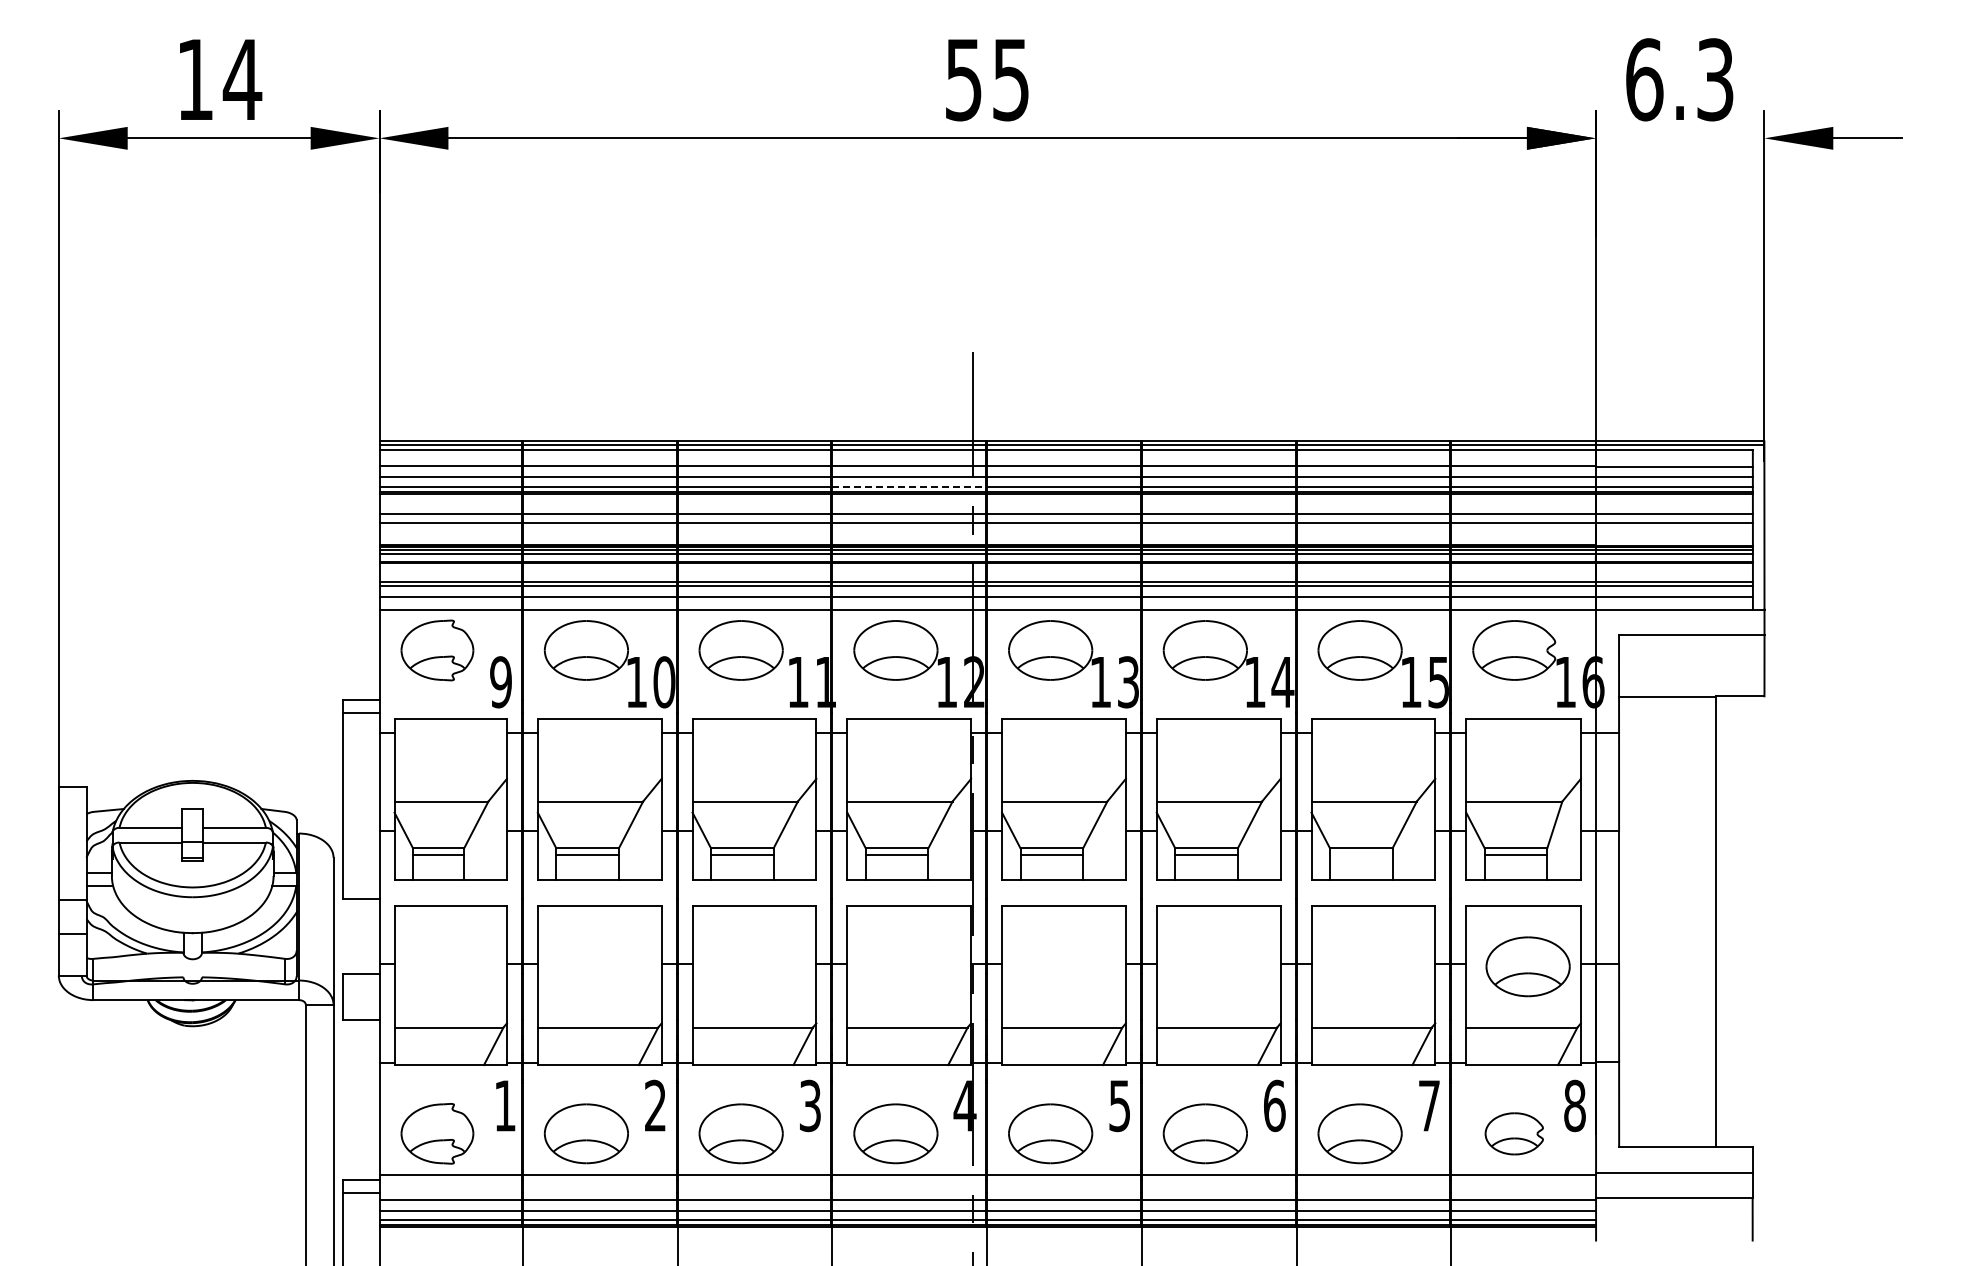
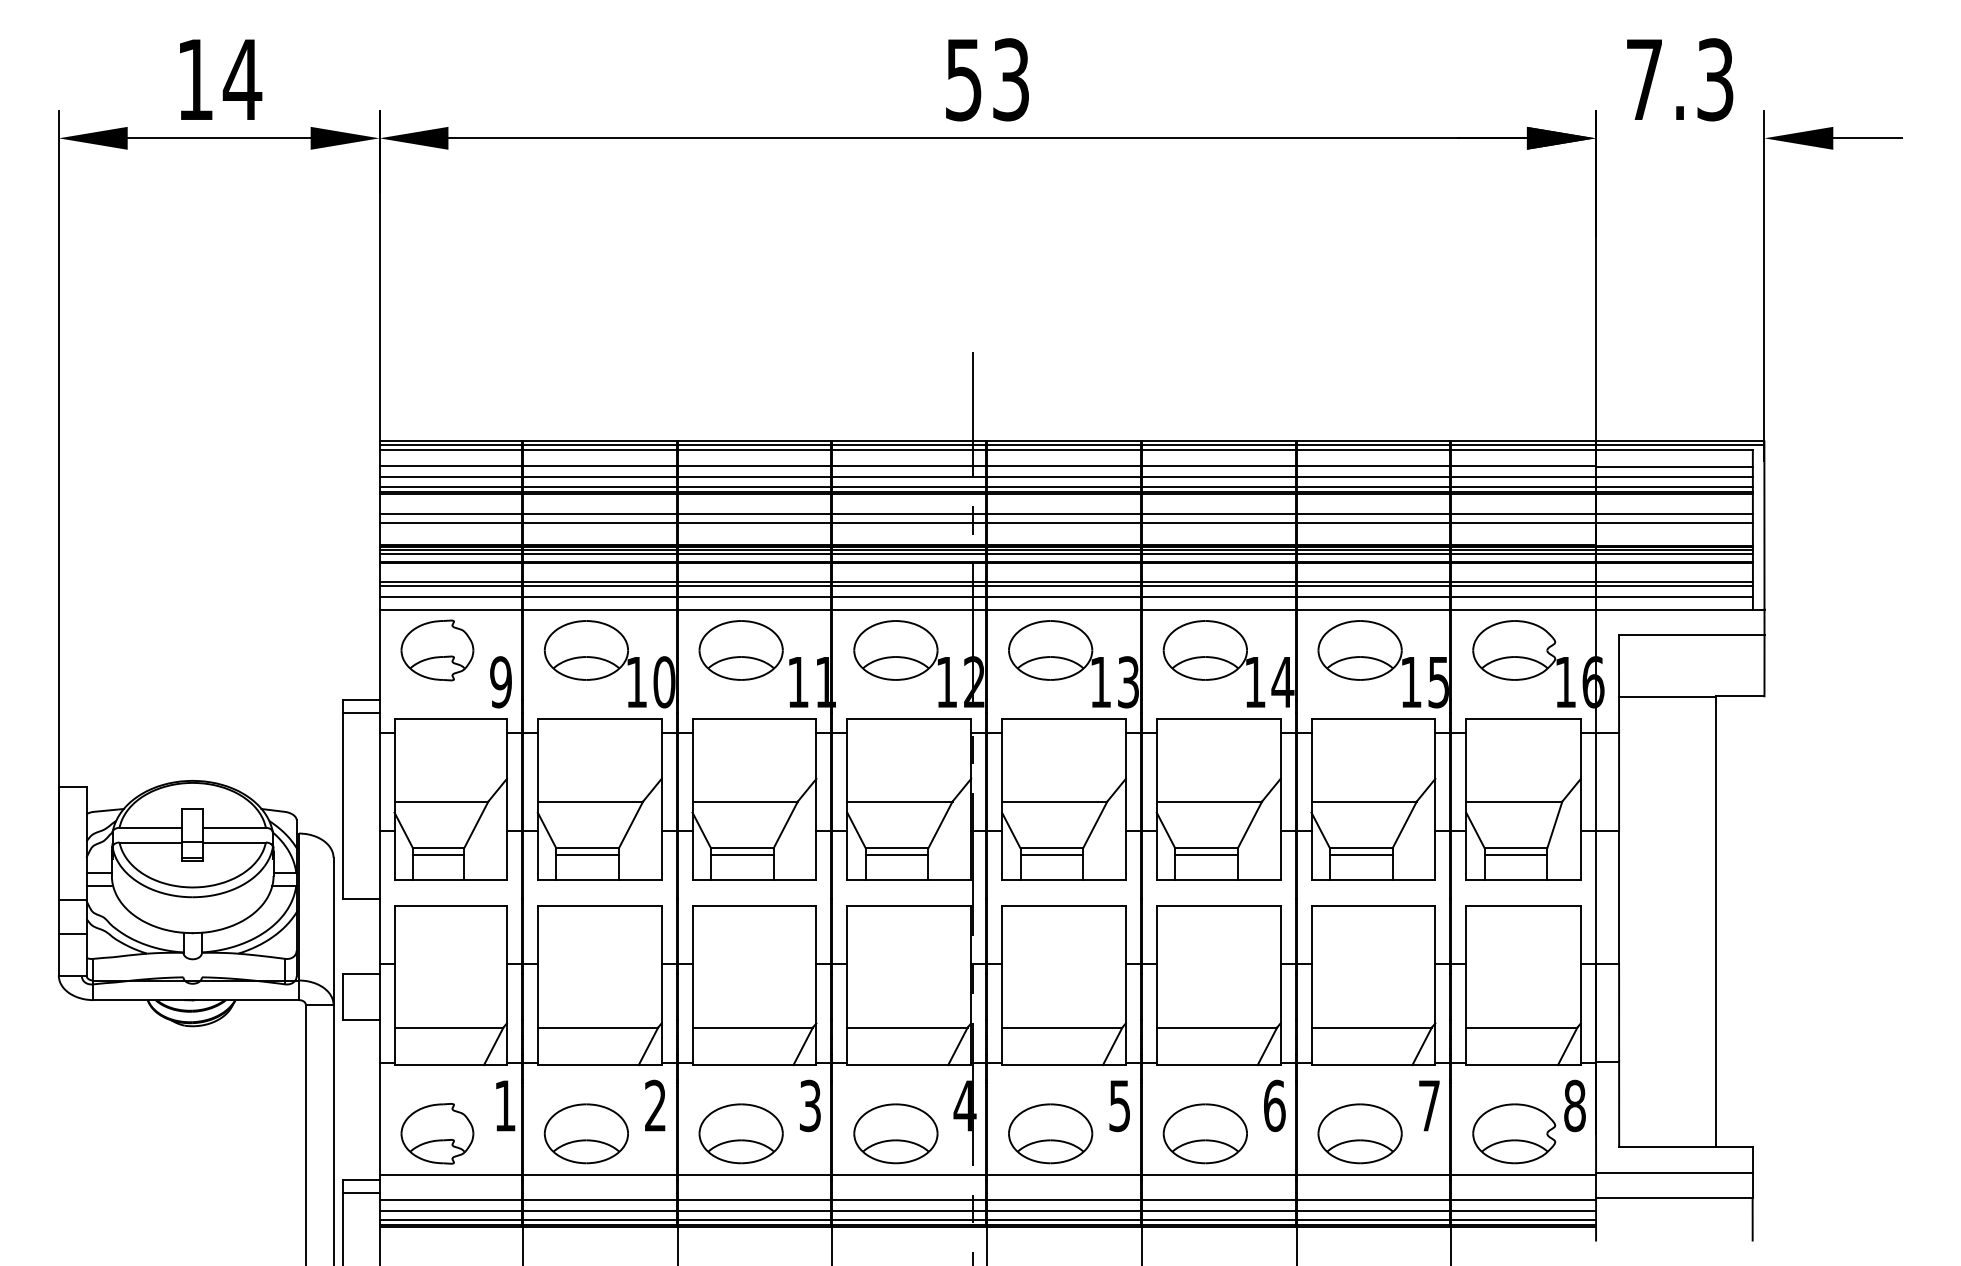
text: 55 -> 53 (1010, 79)
text: 6.3 -> 7.3 (1644, 79)
line: dashed -> solid (909, 486)
line: none -> present (1361, 855)
part: present -> none (1527, 966)
part size: 60x44 px -> 85x62 px (1514, 1133)
